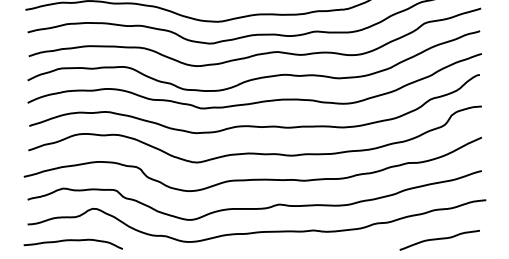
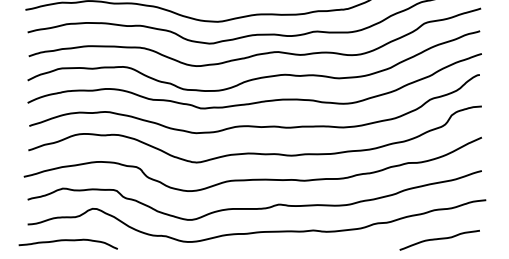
curve position: (72, 241) -> (67, 241) (67, 241)
